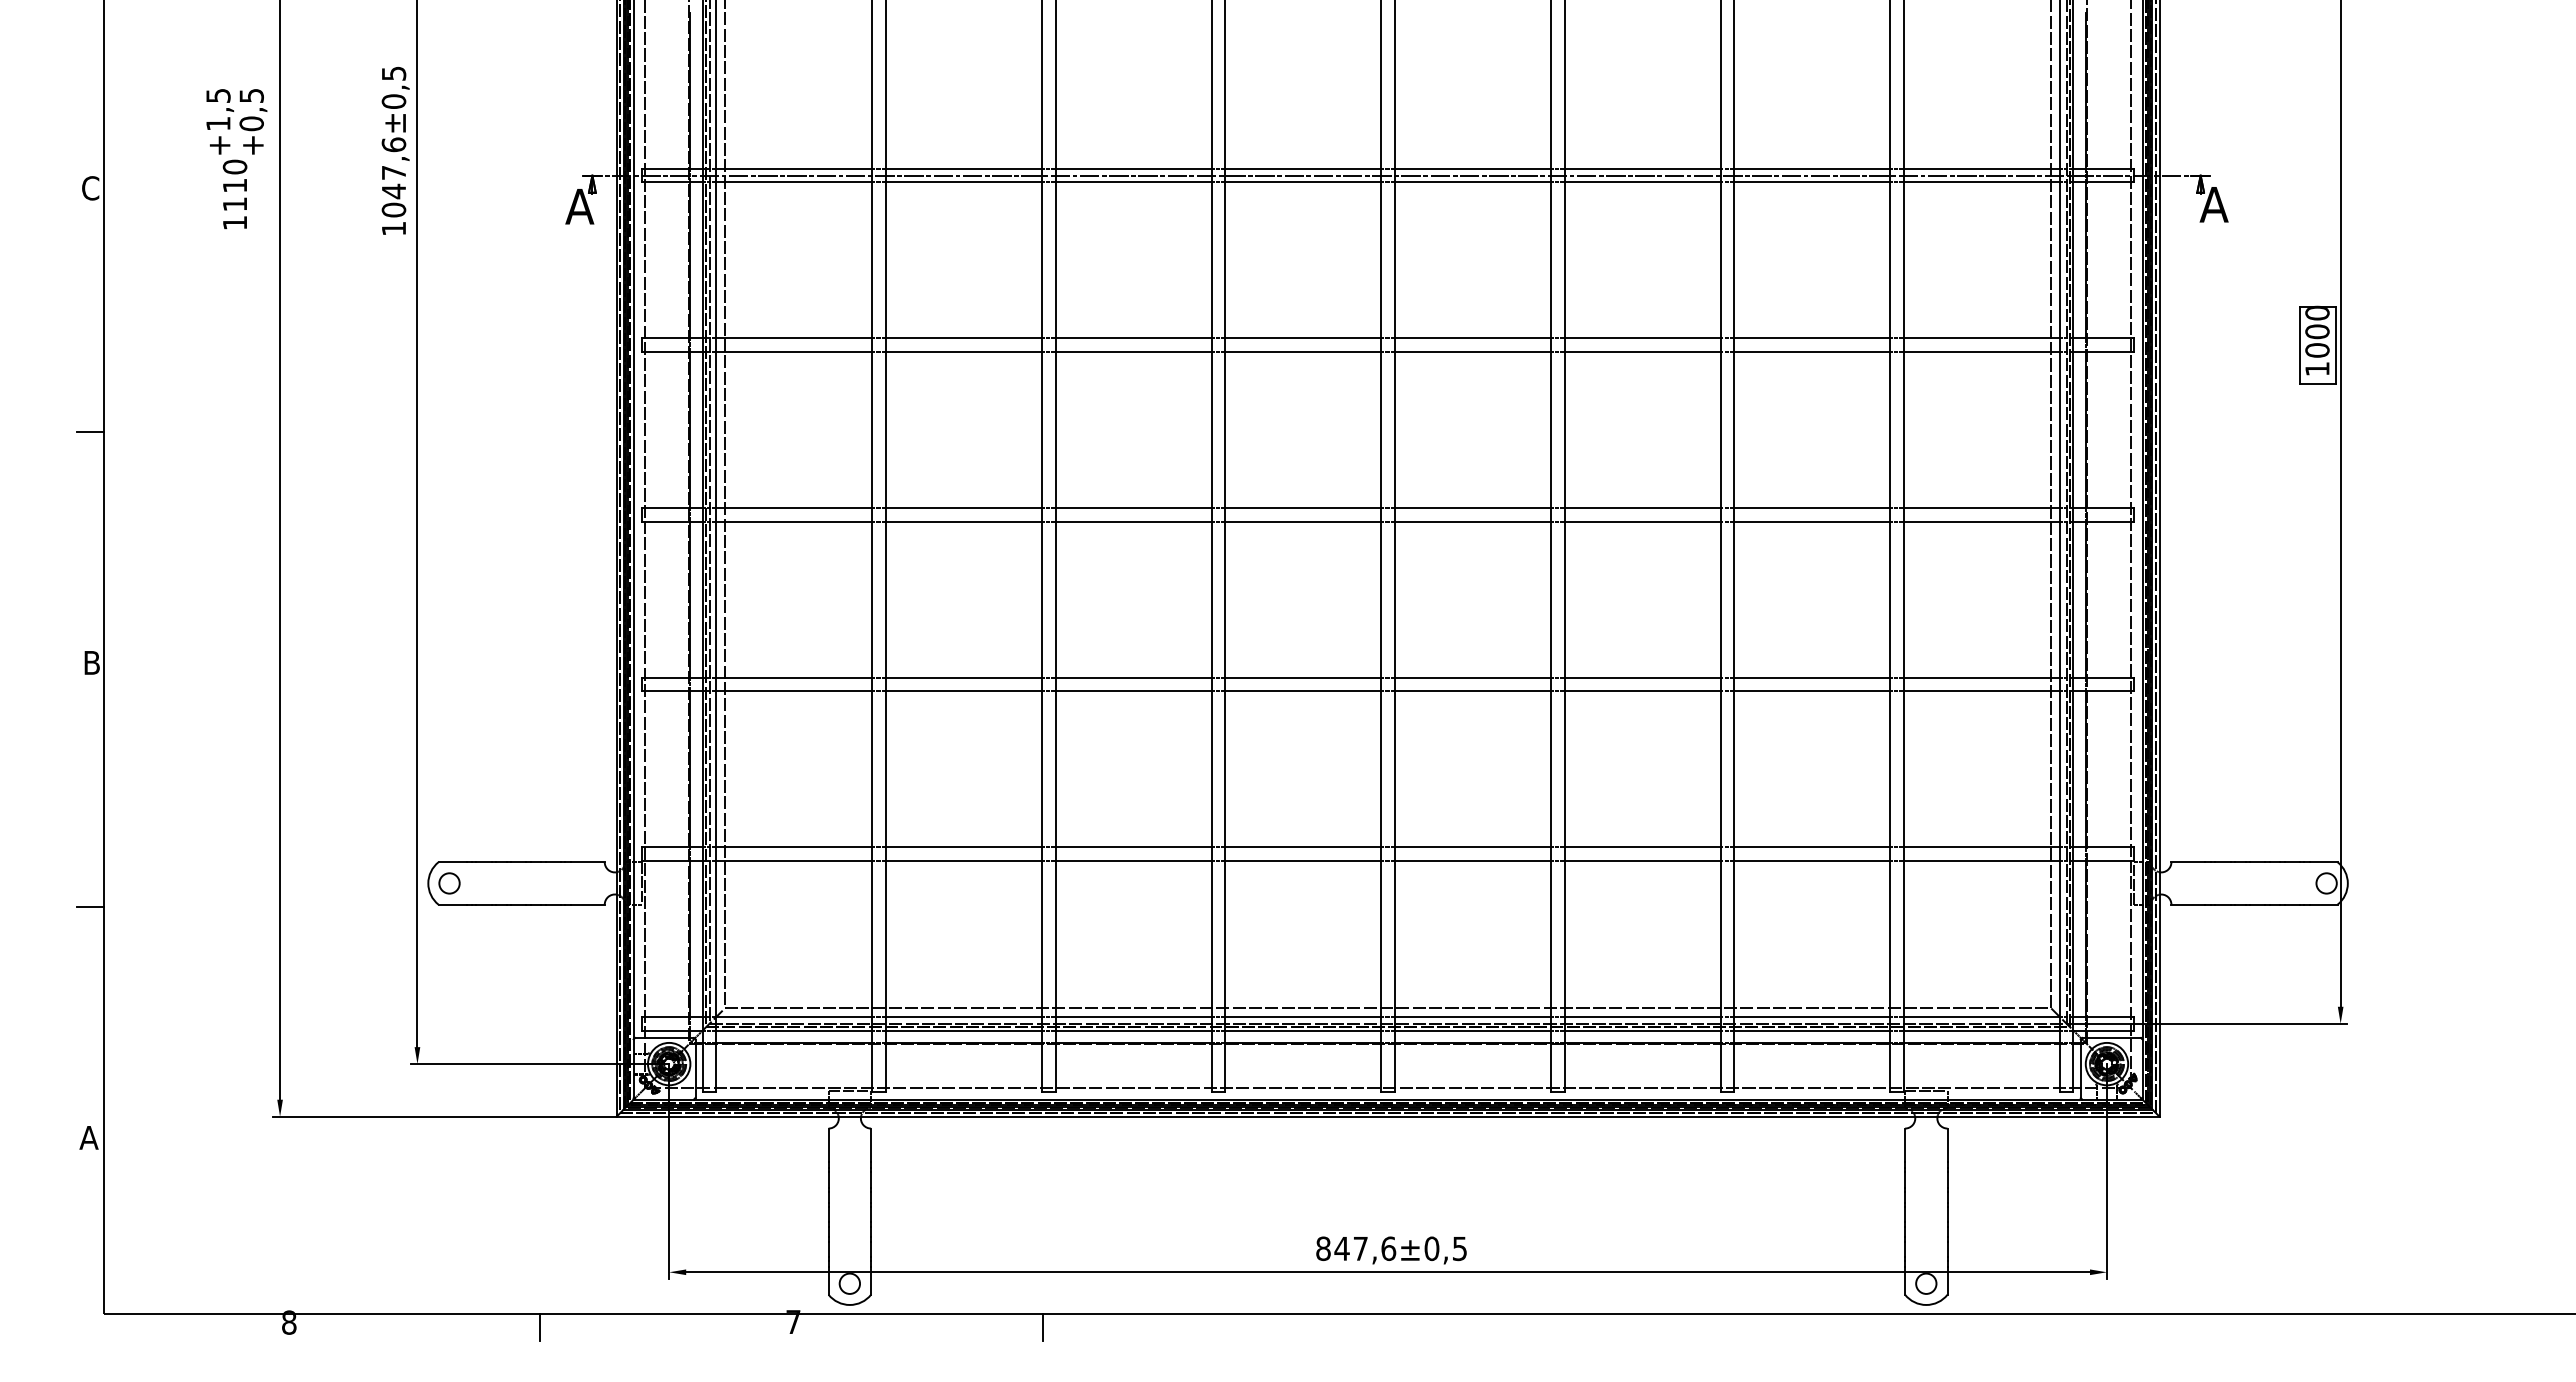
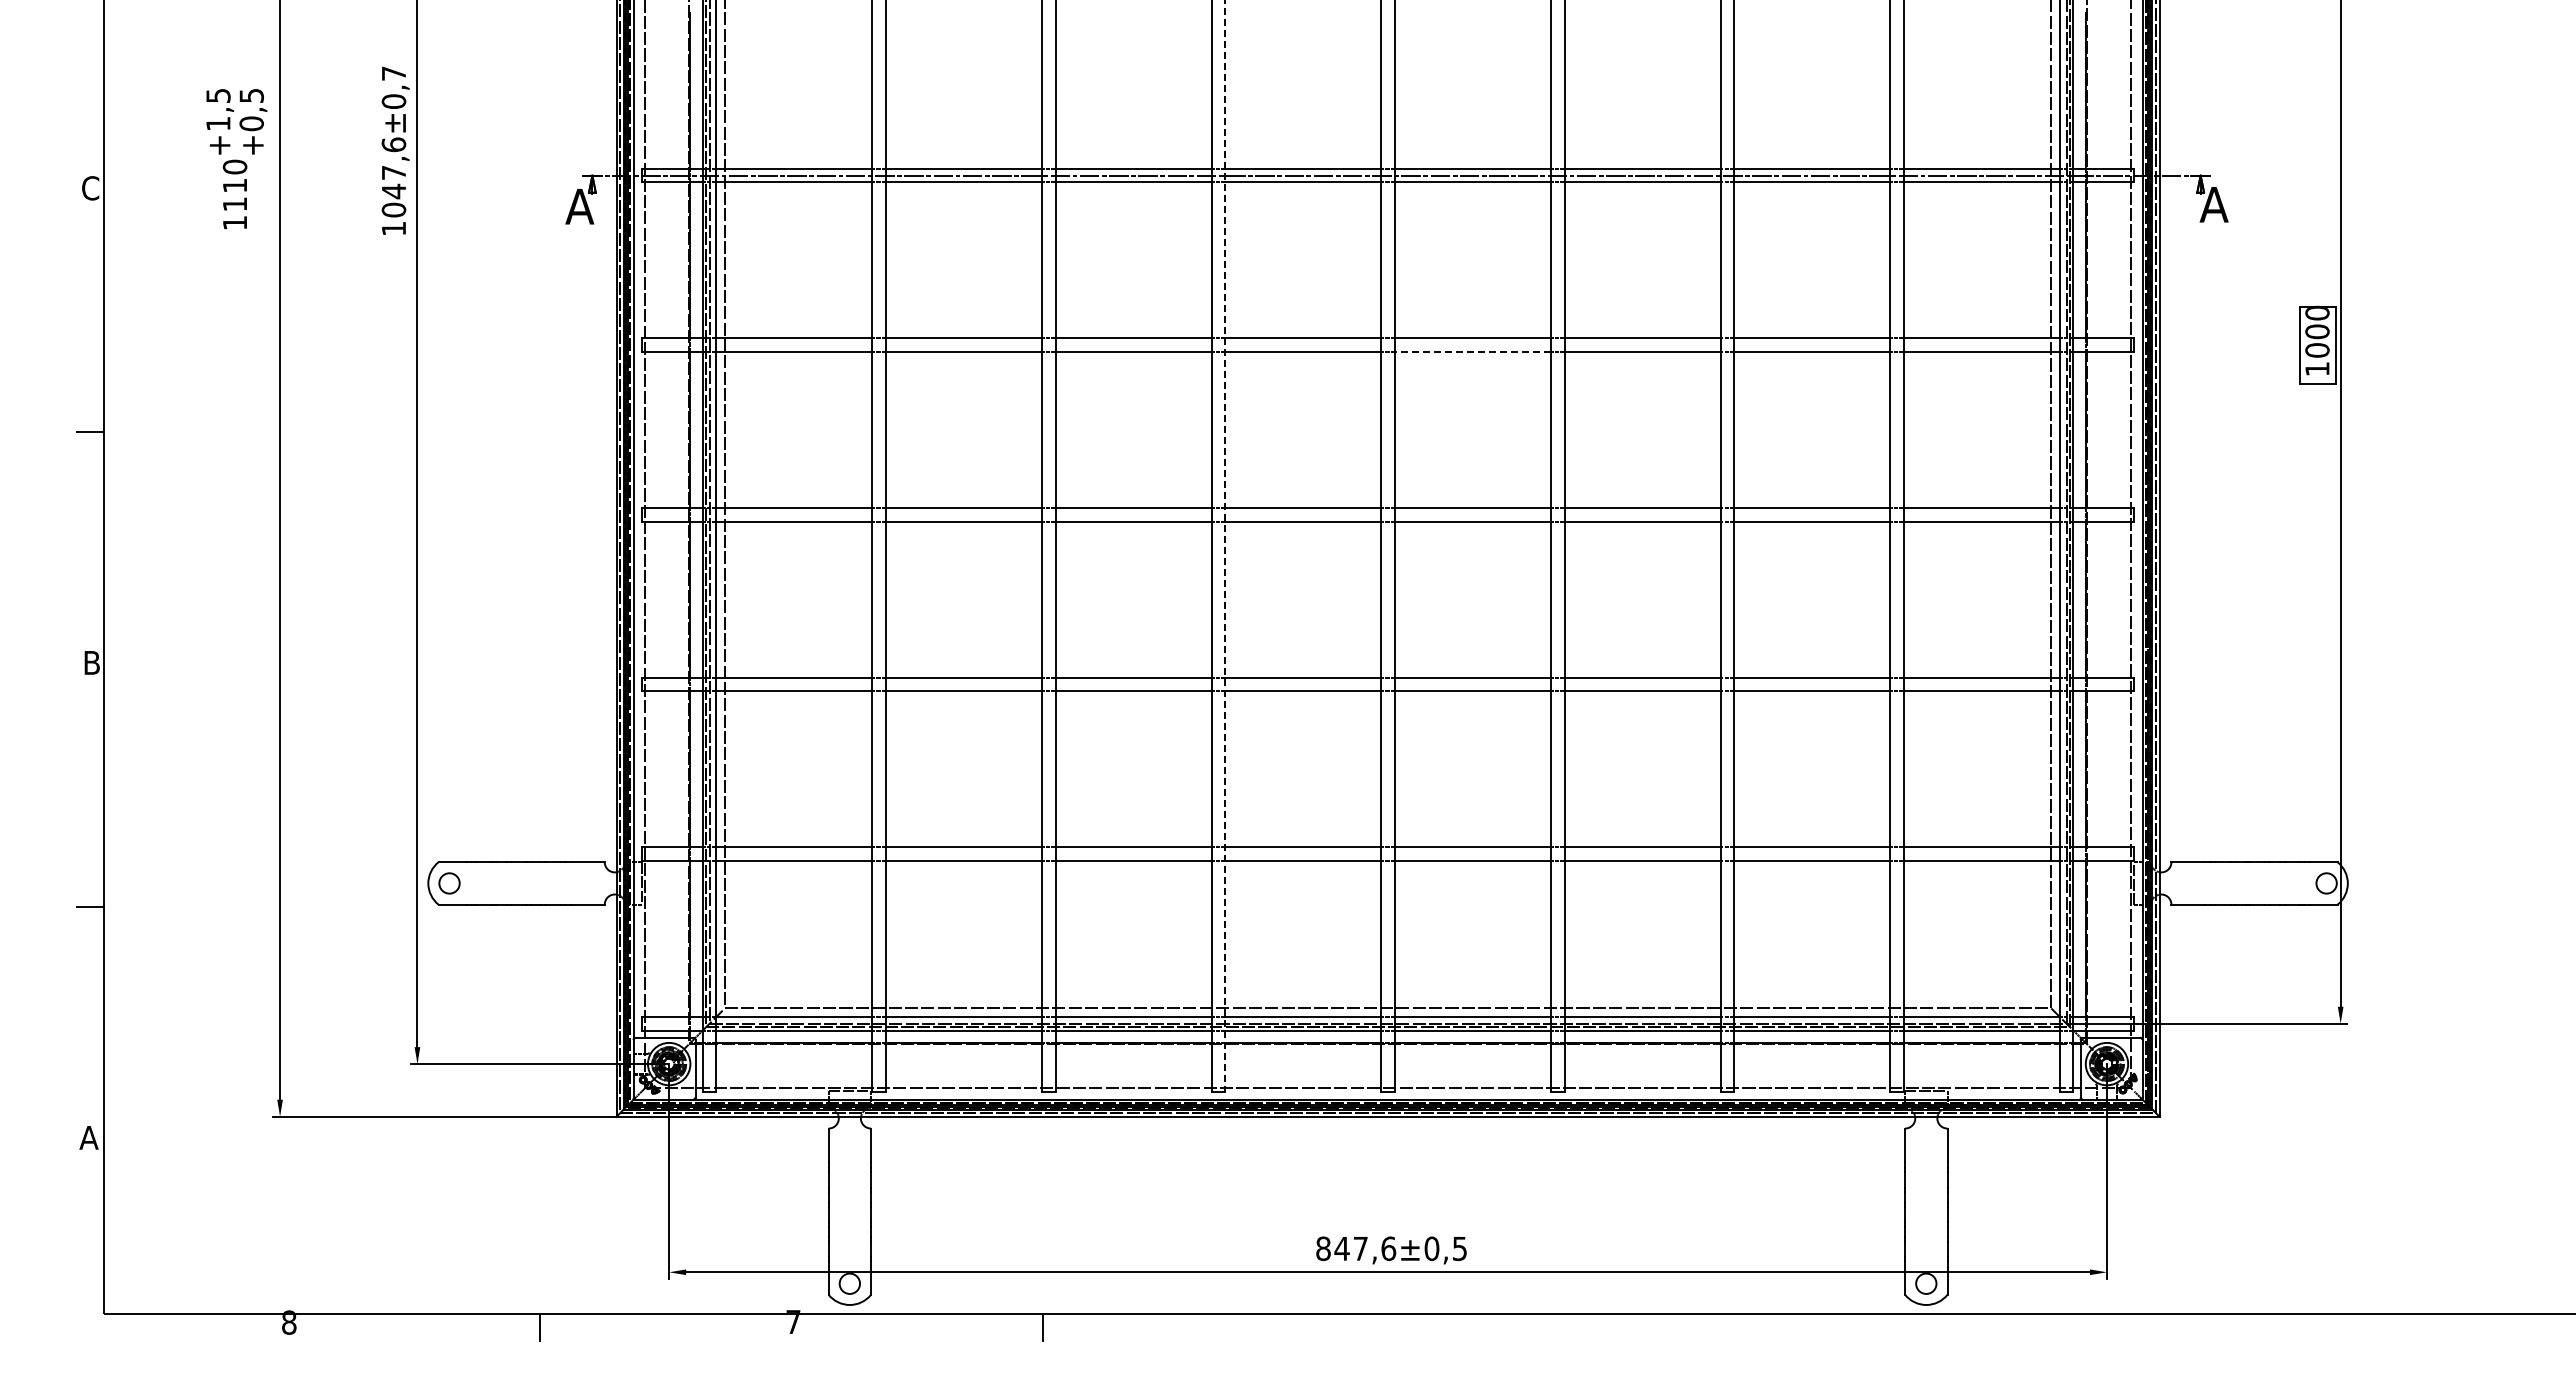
text: ±0,5 -> ±0,7 (394, 73)
line: solid -> dashed (1472, 352)
line: solid -> dashed (1225, 546)
